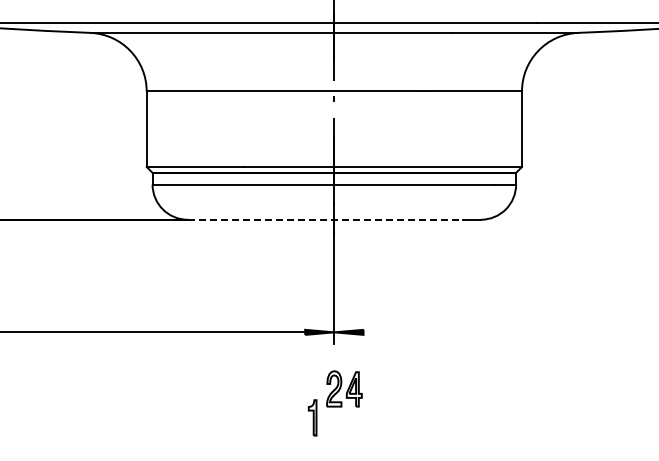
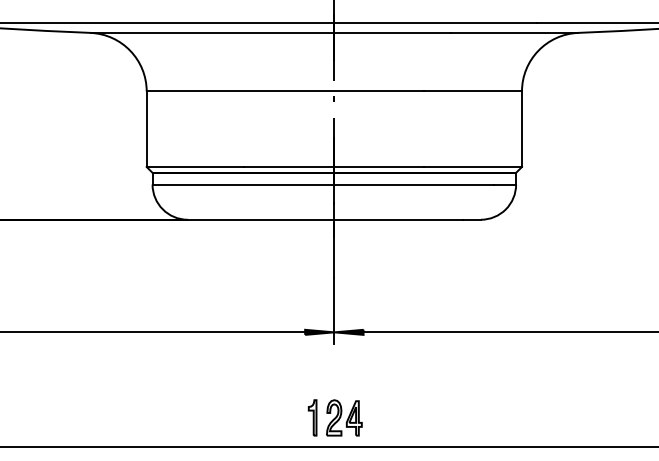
line: dashed -> solid (325, 219)
line: none -> present (509, 332)
part position: (344, 388) -> (344, 417) (344, 417)
line: none -> present (328, 447)
